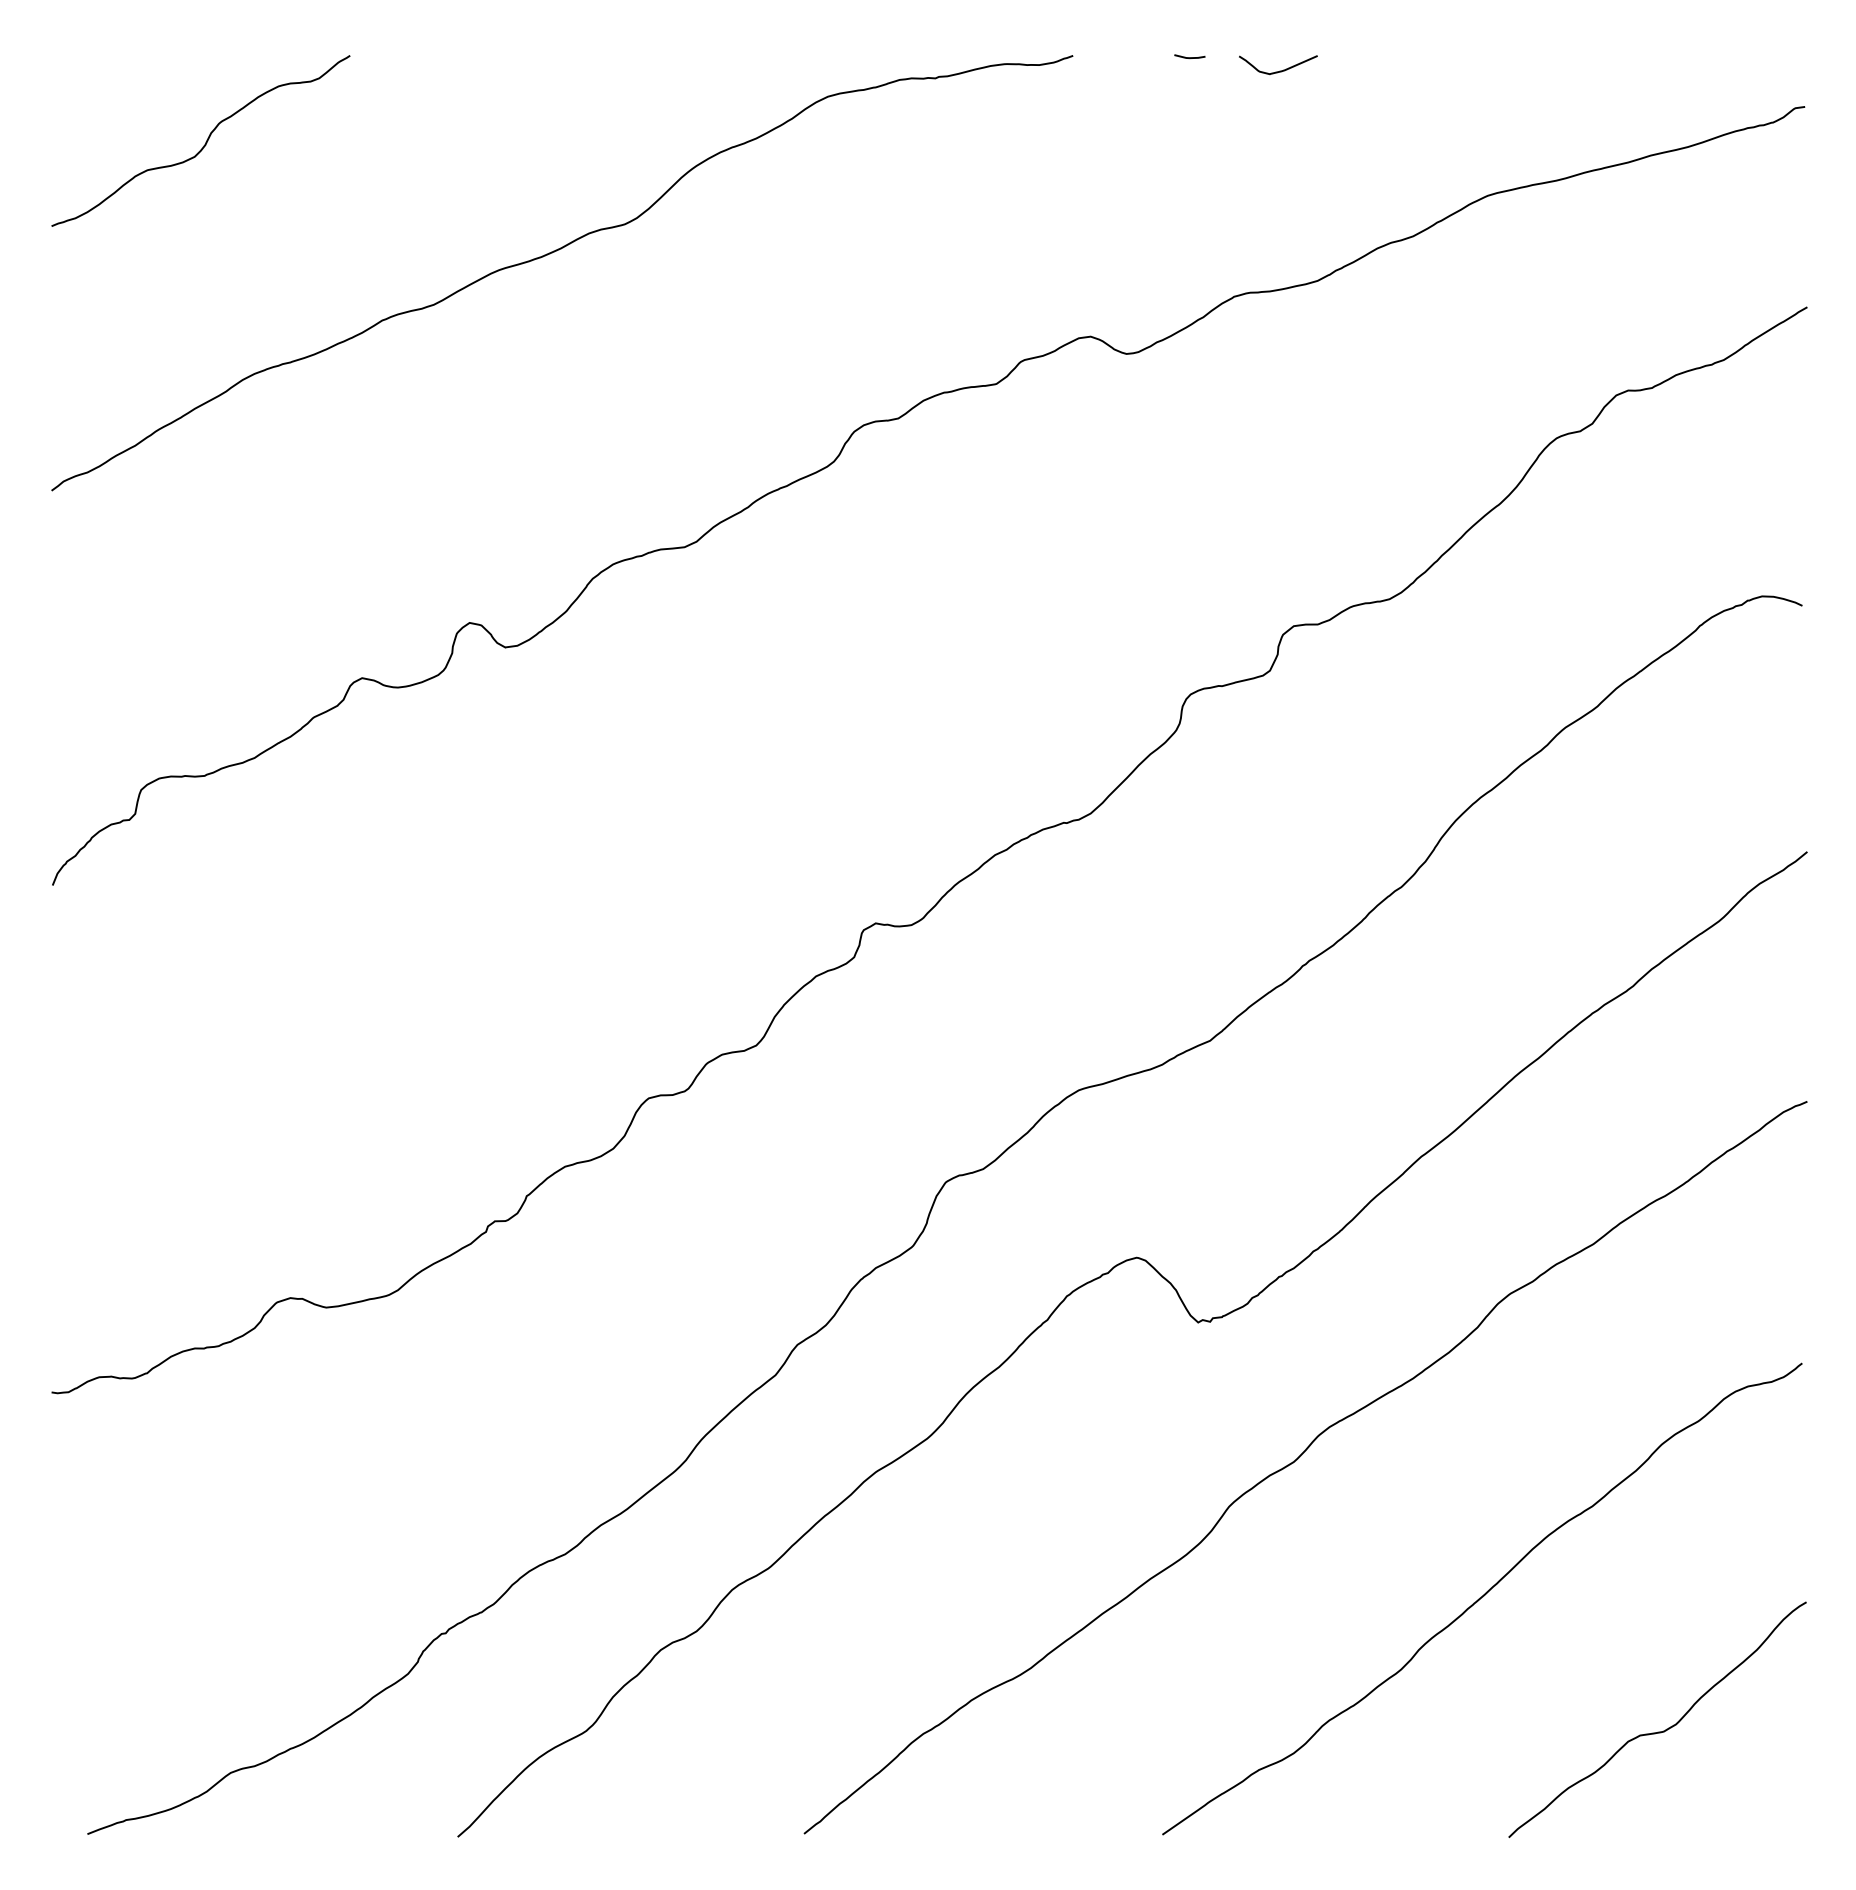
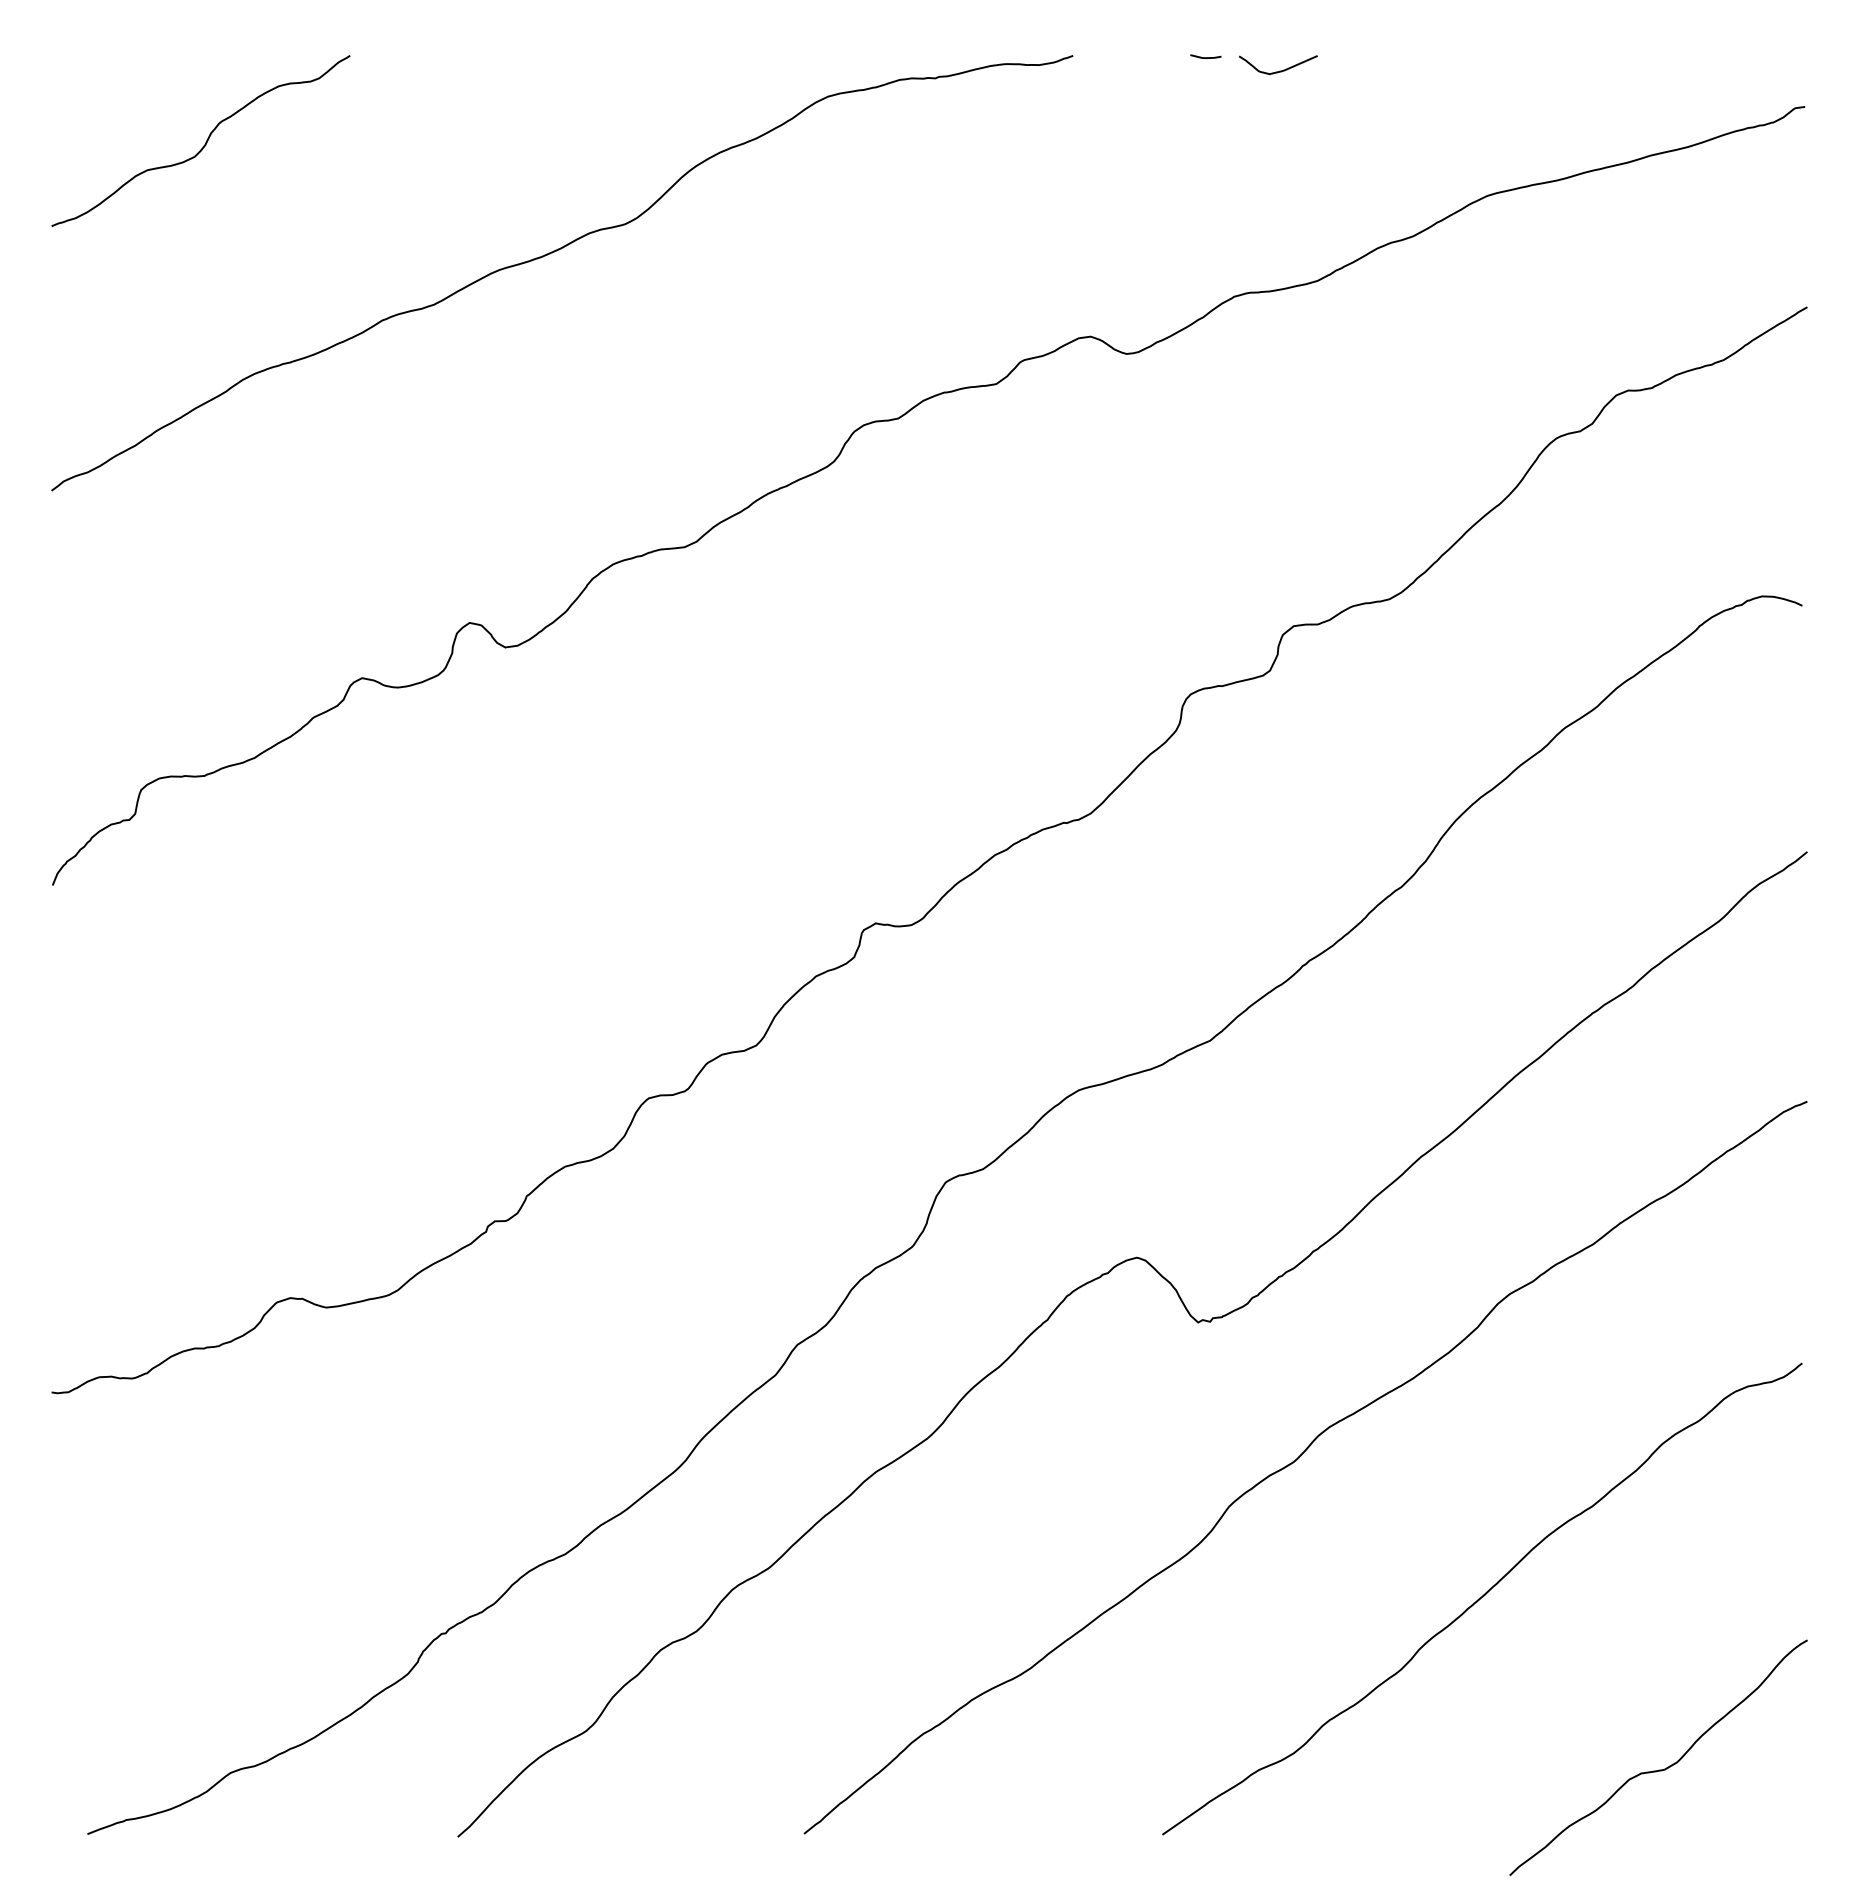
line position: (1189, 57) -> (1205, 57) (1205, 57)
curve position: (1658, 1731) -> (1659, 1769) (1659, 1769)
